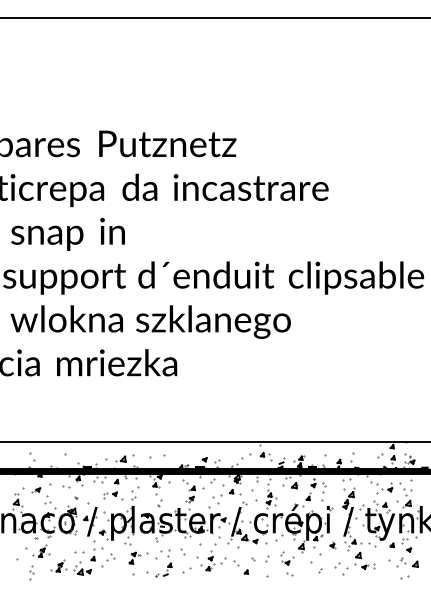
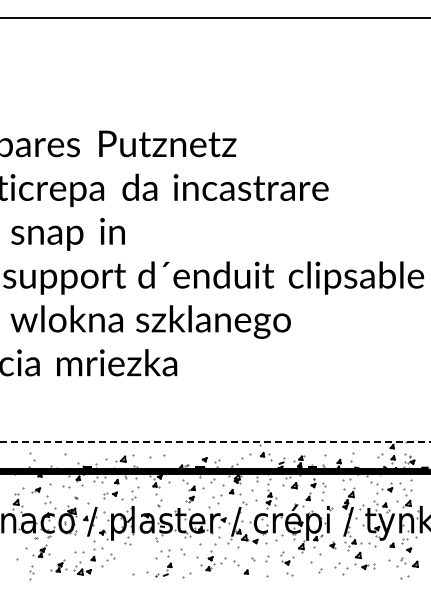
line: solid -> dashed (215, 442)
part: present -> none (138, 557)
part position: (186, 570) -> (186, 575) (186, 575)
